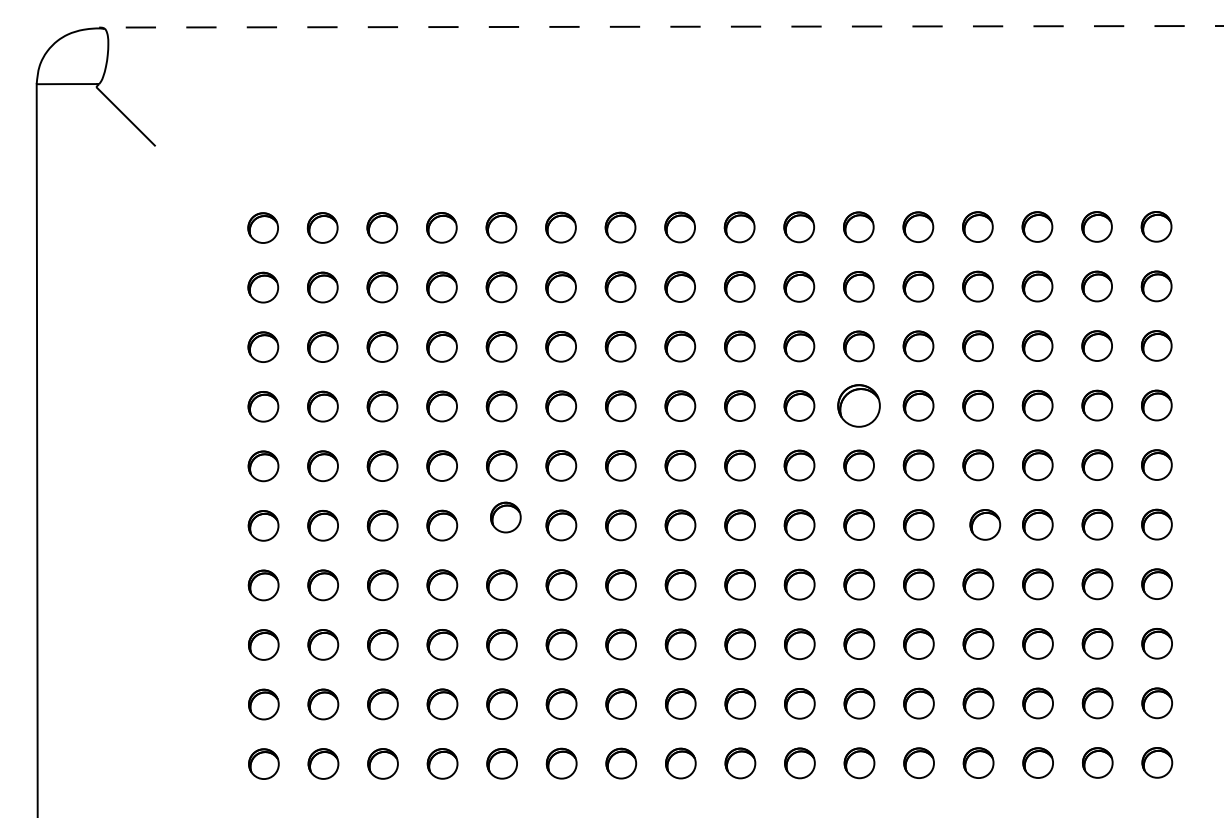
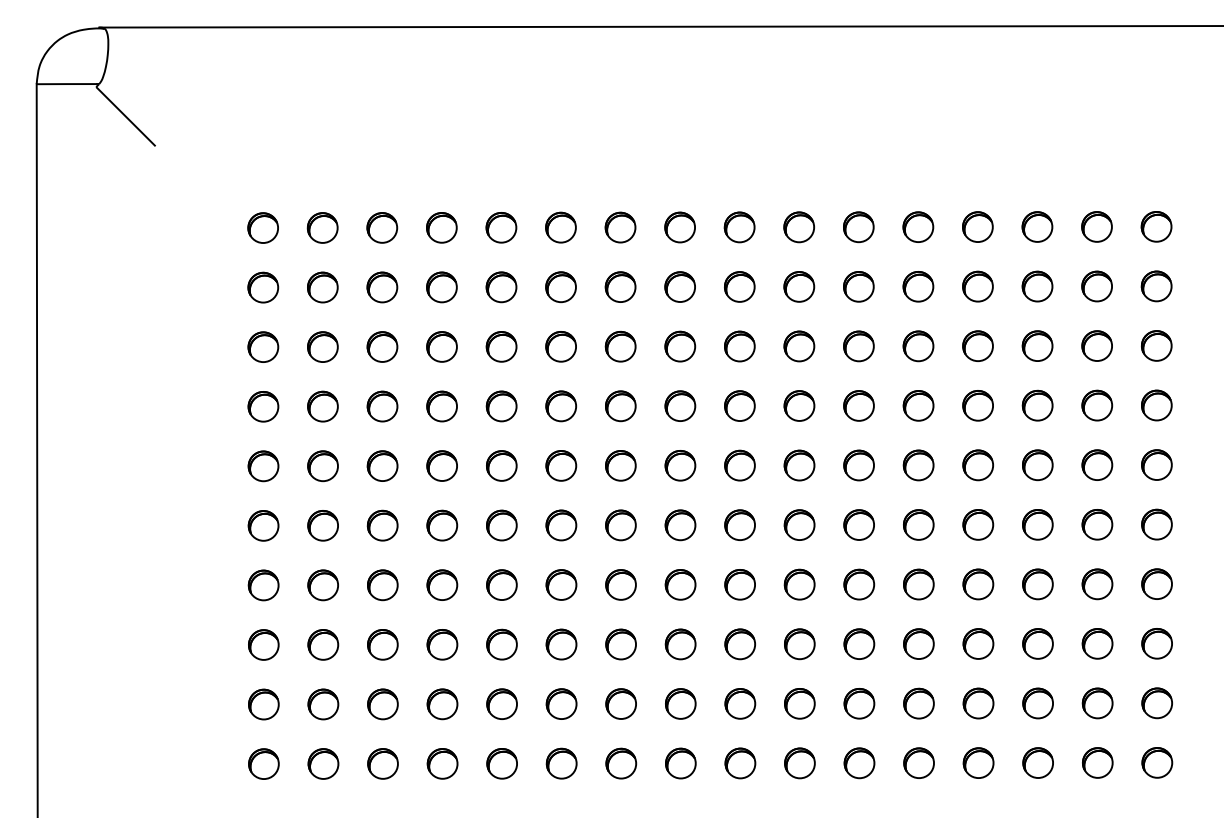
line: dashed -> solid (661, 26)
part size: 44x44 px -> 32x32 px (858, 405)
part position: (505, 517) -> (501, 525) (501, 525)
part position: (985, 524) -> (978, 524) (978, 524)
